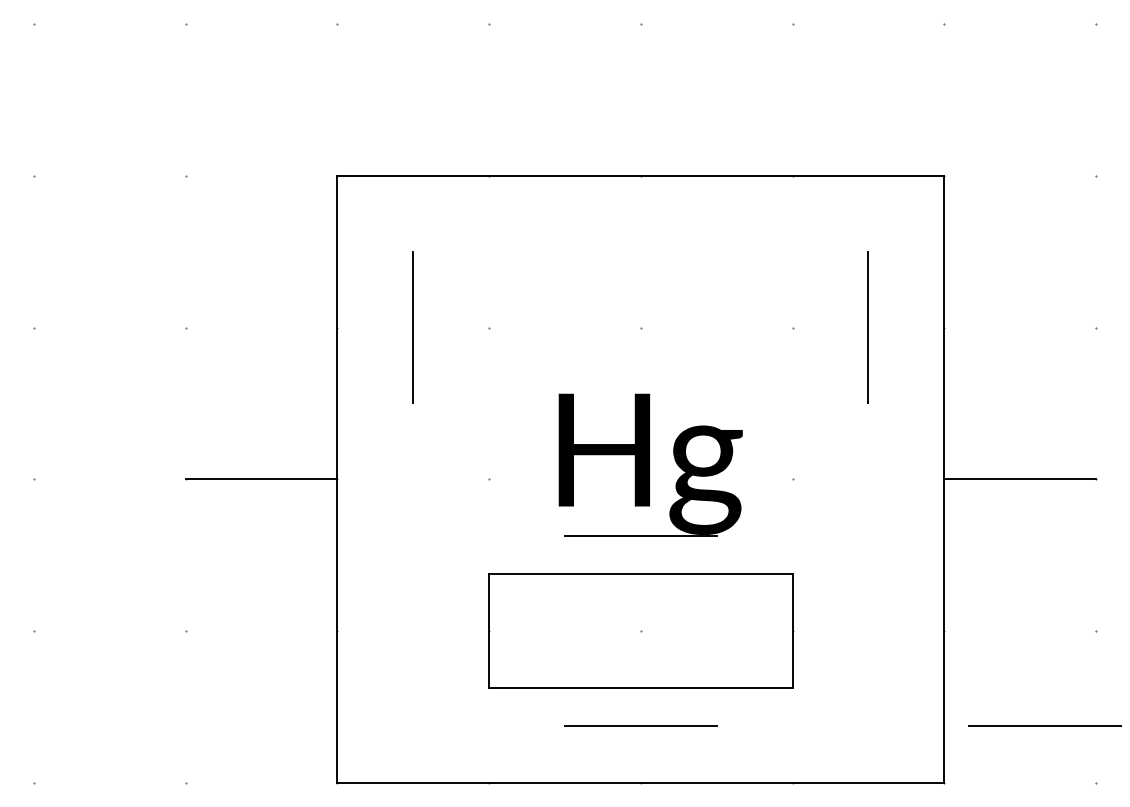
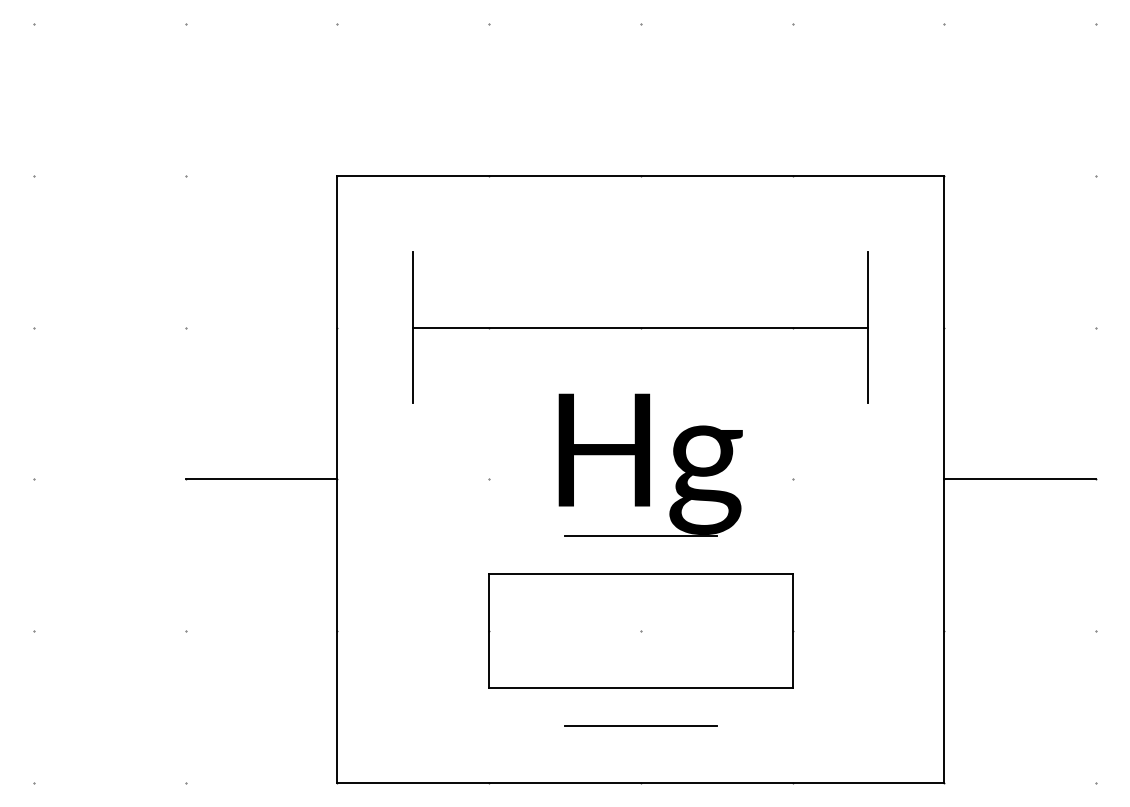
line: none -> present (640, 327)
line: present -> none (1044, 725)
